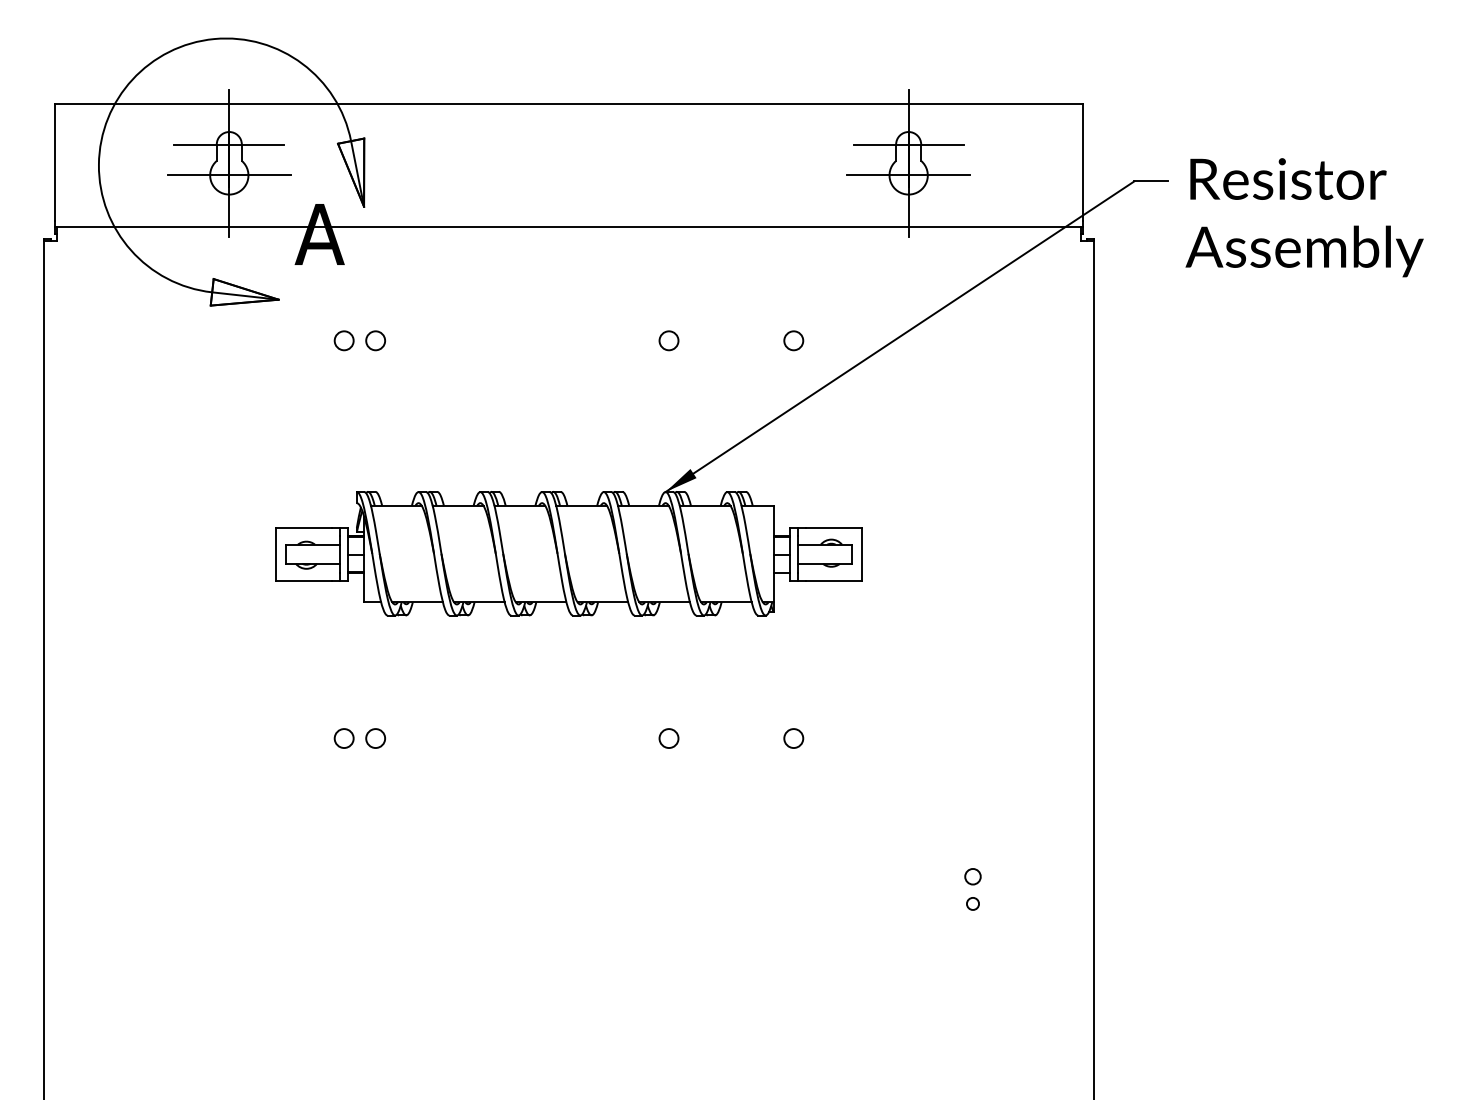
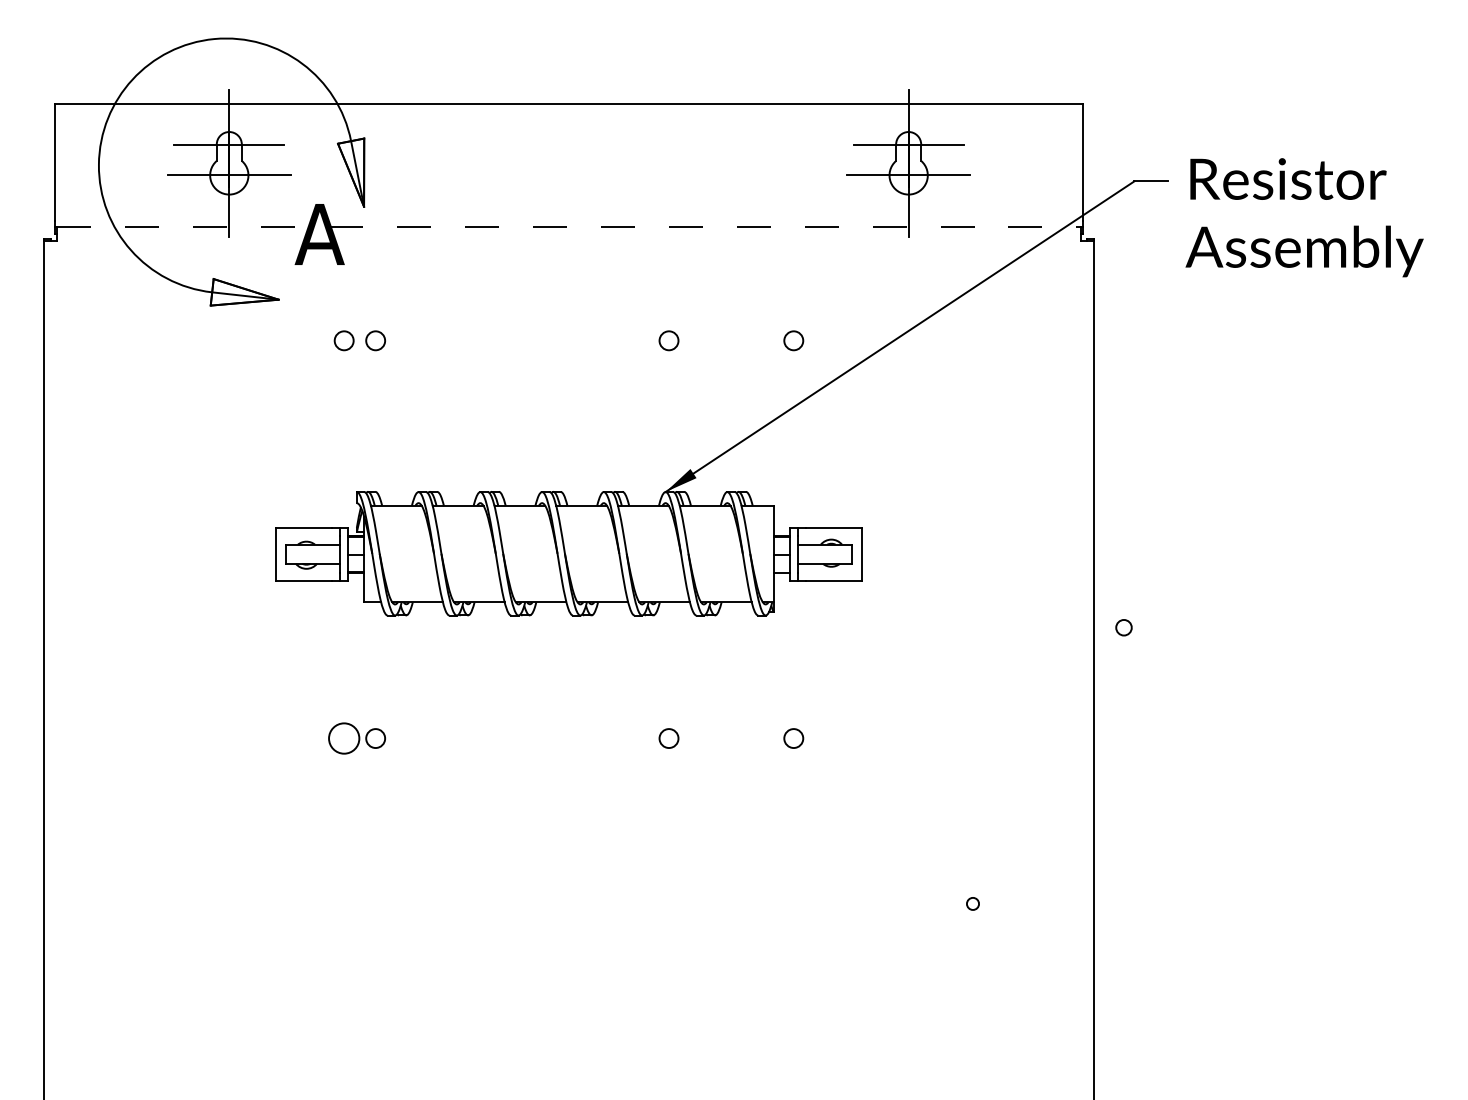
line: solid -> dashed (568, 227)
circle diameter: 19 px -> 30 px (344, 738)
circle position: (972, 876) -> (1123, 627) (1123, 627)
